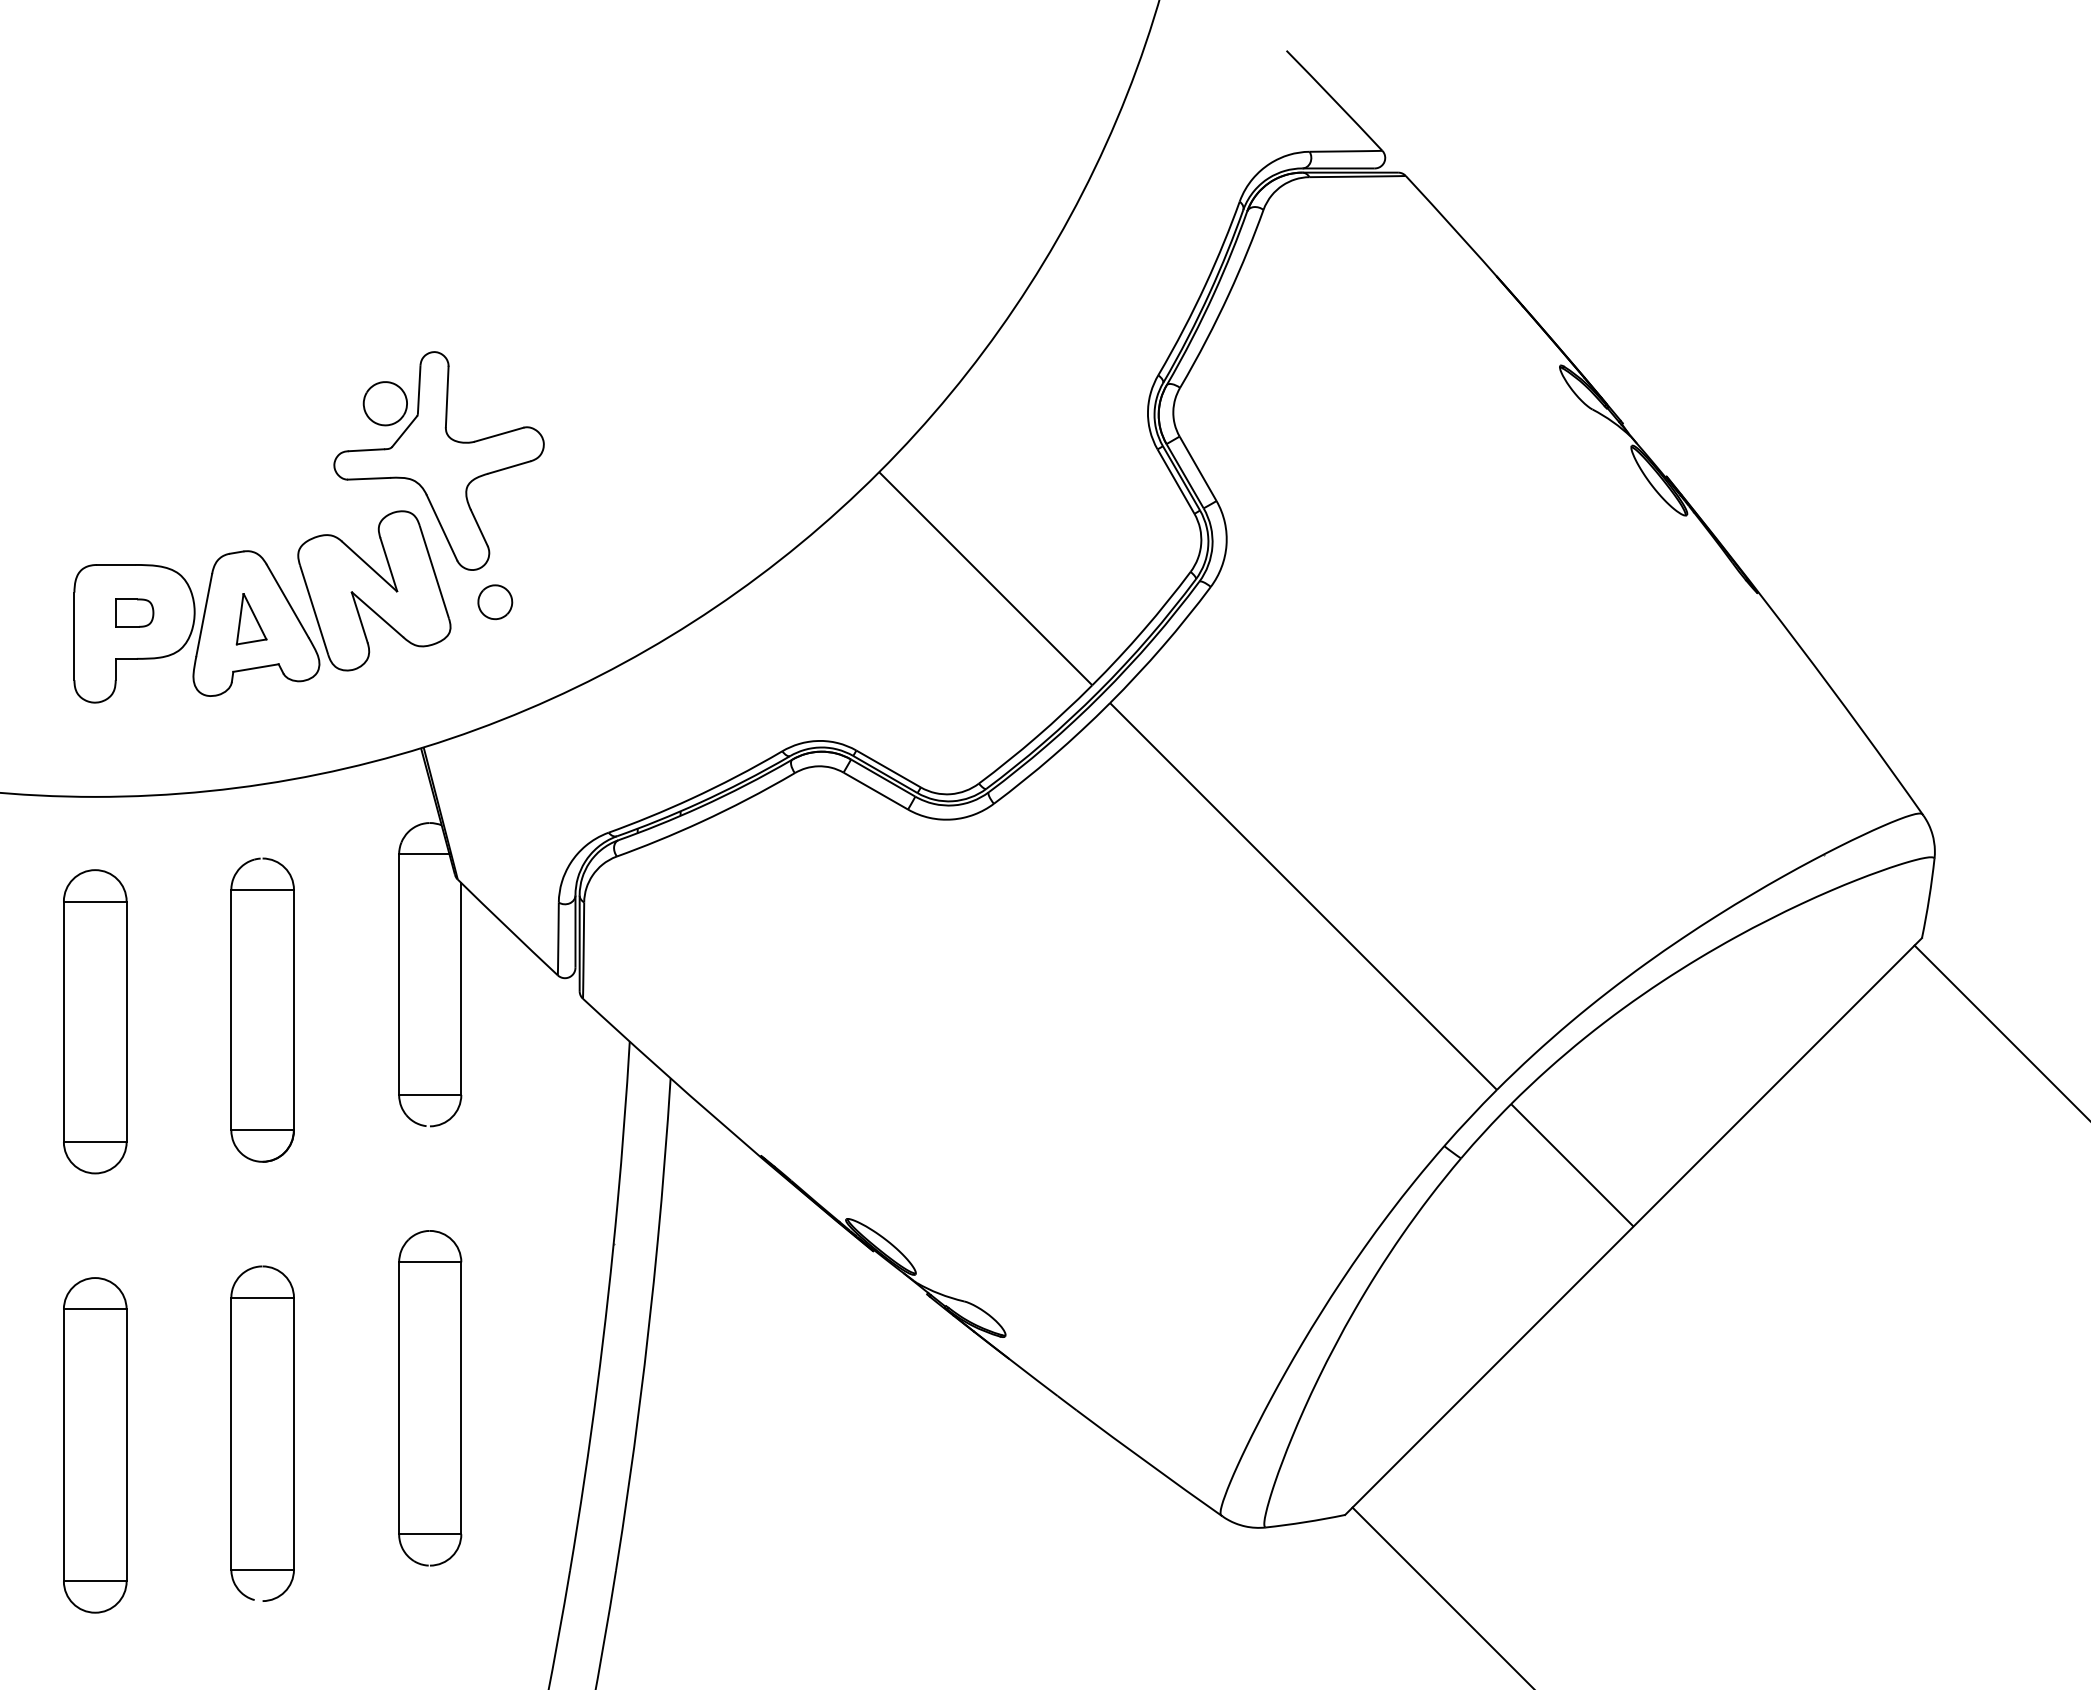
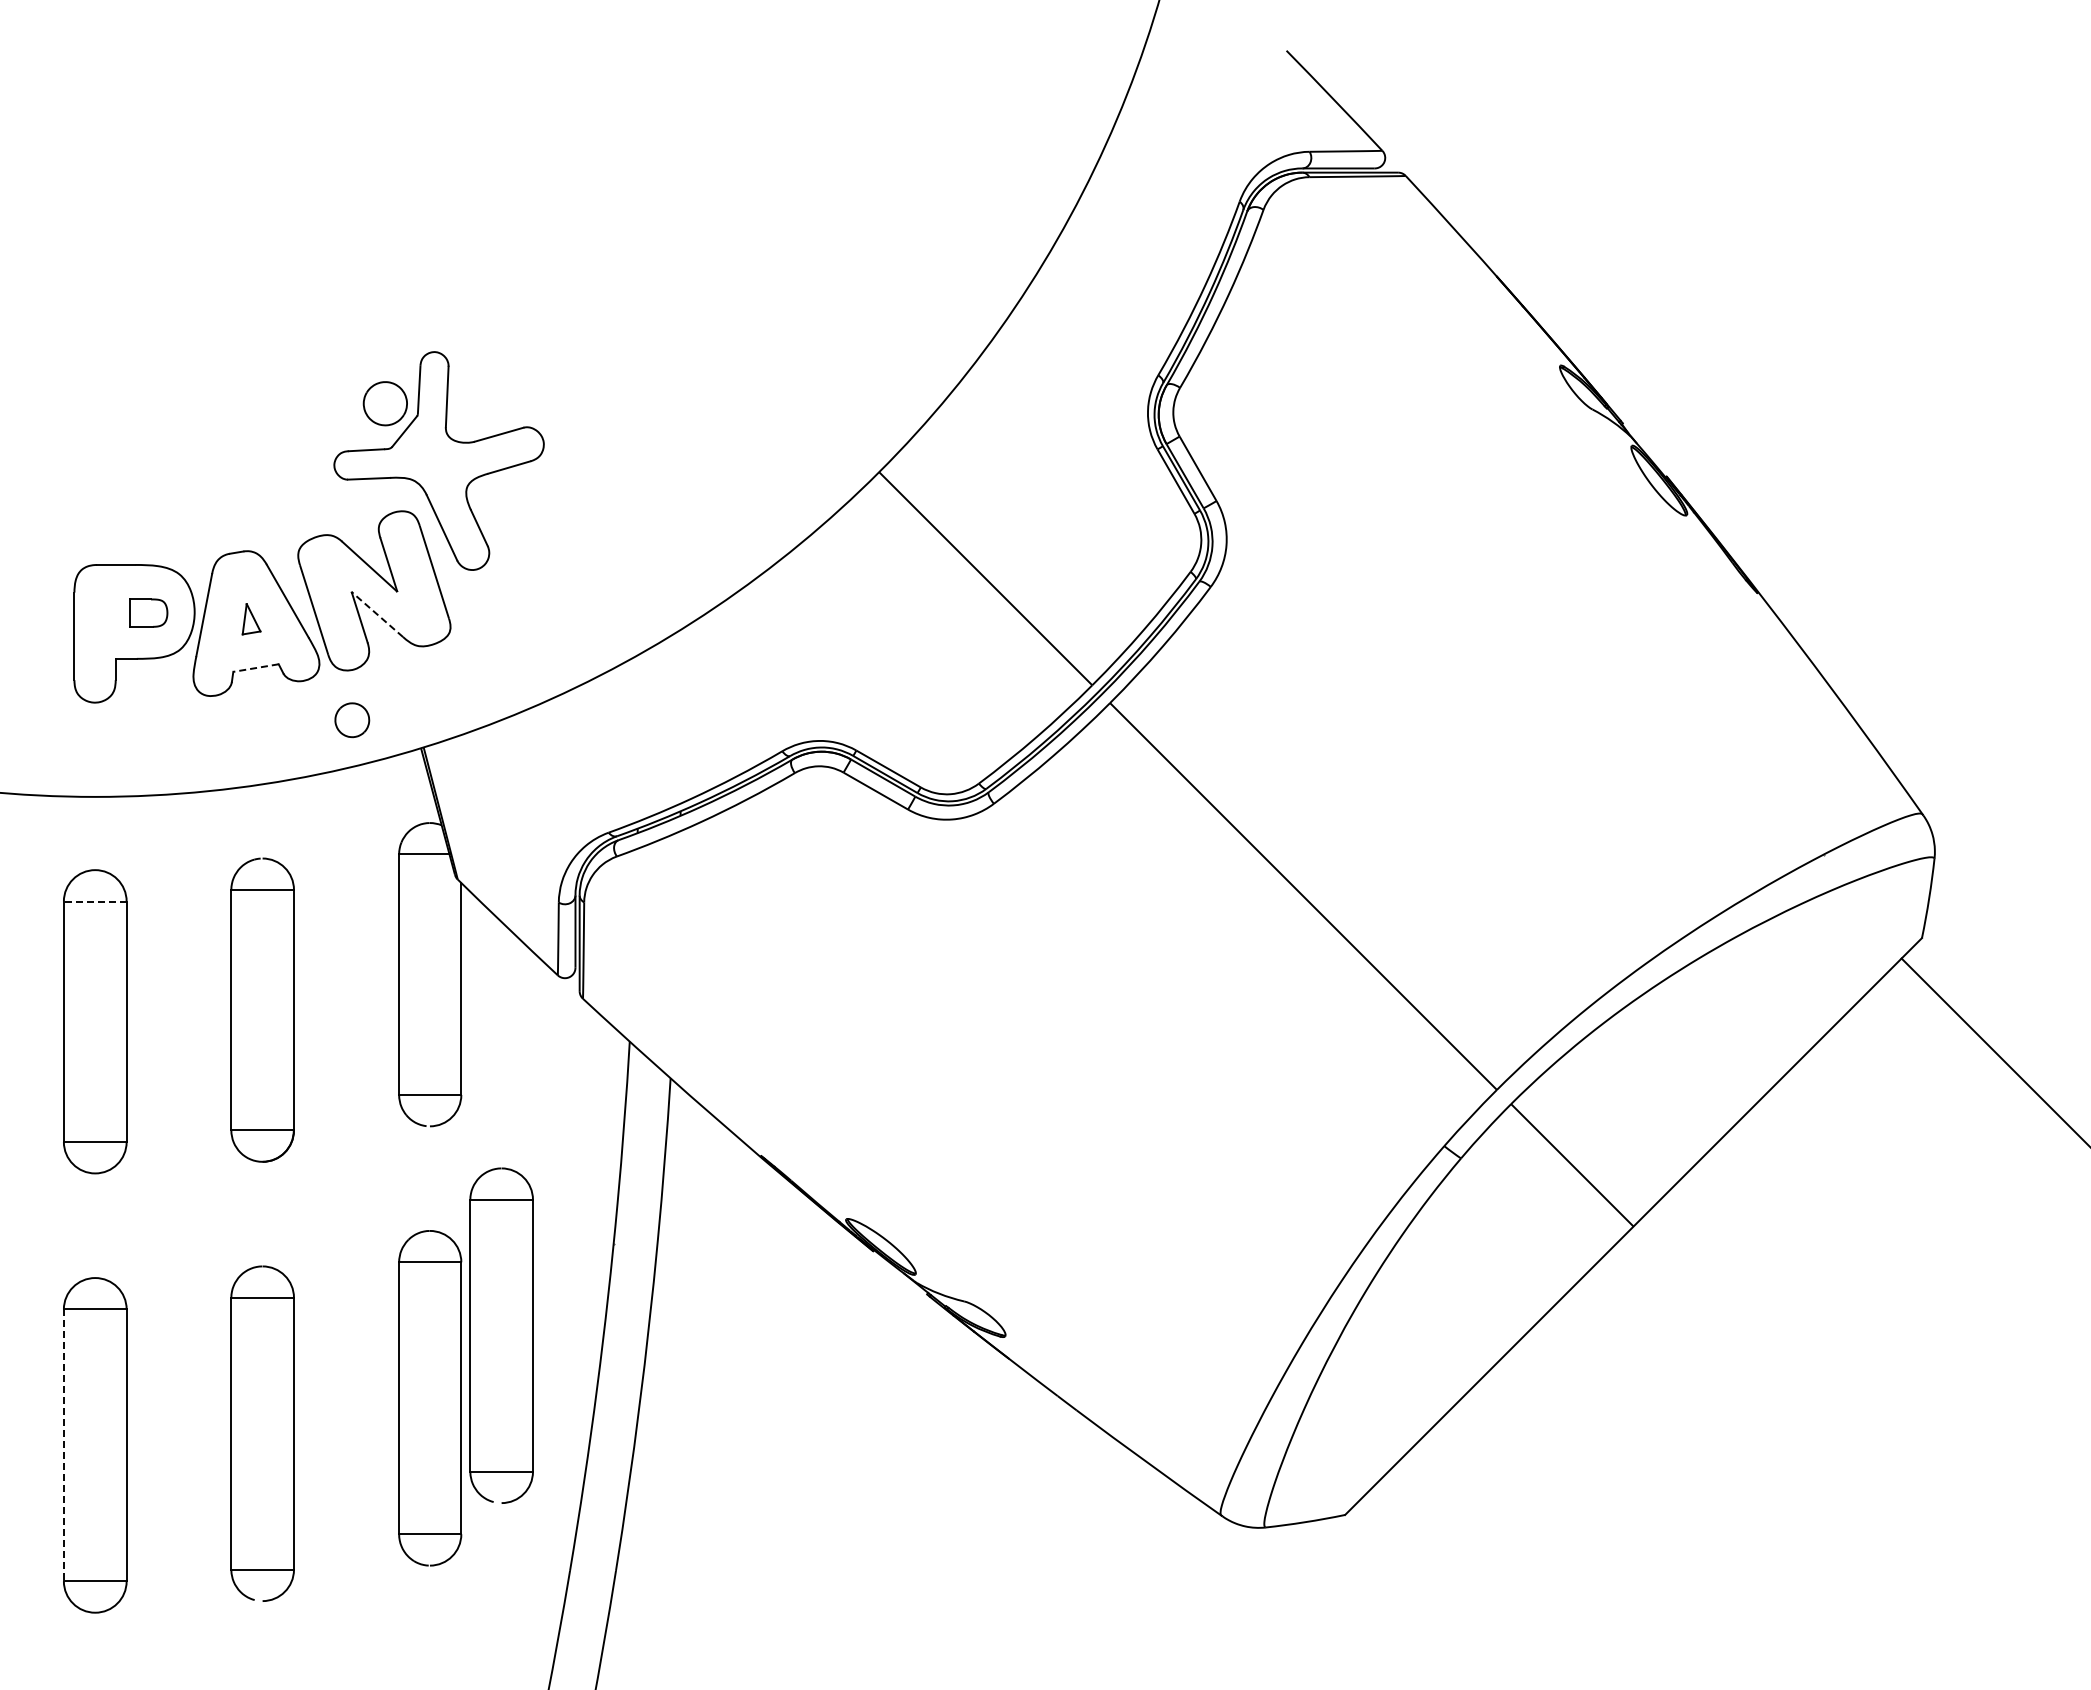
part position: (495, 602) -> (352, 720) (352, 720)
part position: (134, 612) -> (148, 612) (148, 612)
line: solid -> dashed (377, 614)
part size: 33x53 px -> 21x33 px (251, 619)
line: solid -> dashed (255, 668)
line: solid -> dashed (94, 901)
line position: (2000, 1031) -> (1994, 1051) (1994, 1051)
part: none -> present (501, 1335)
line: solid -> dashed (63, 1445)
line: present -> none (1441, 1596)
